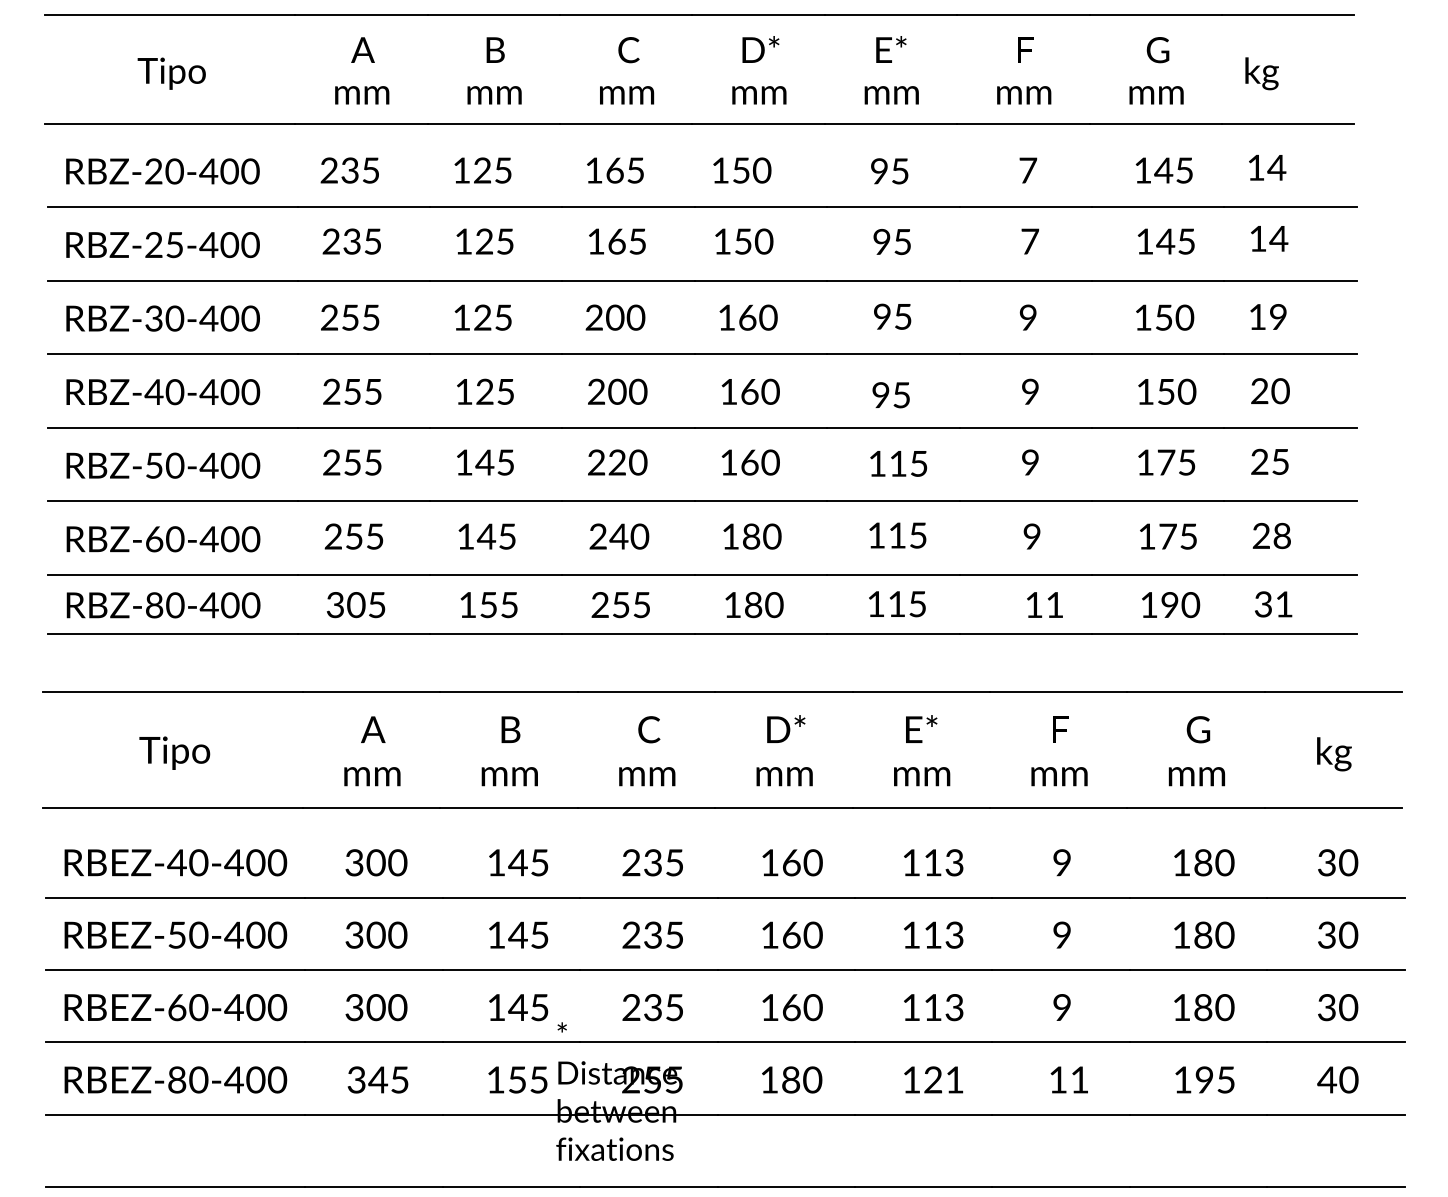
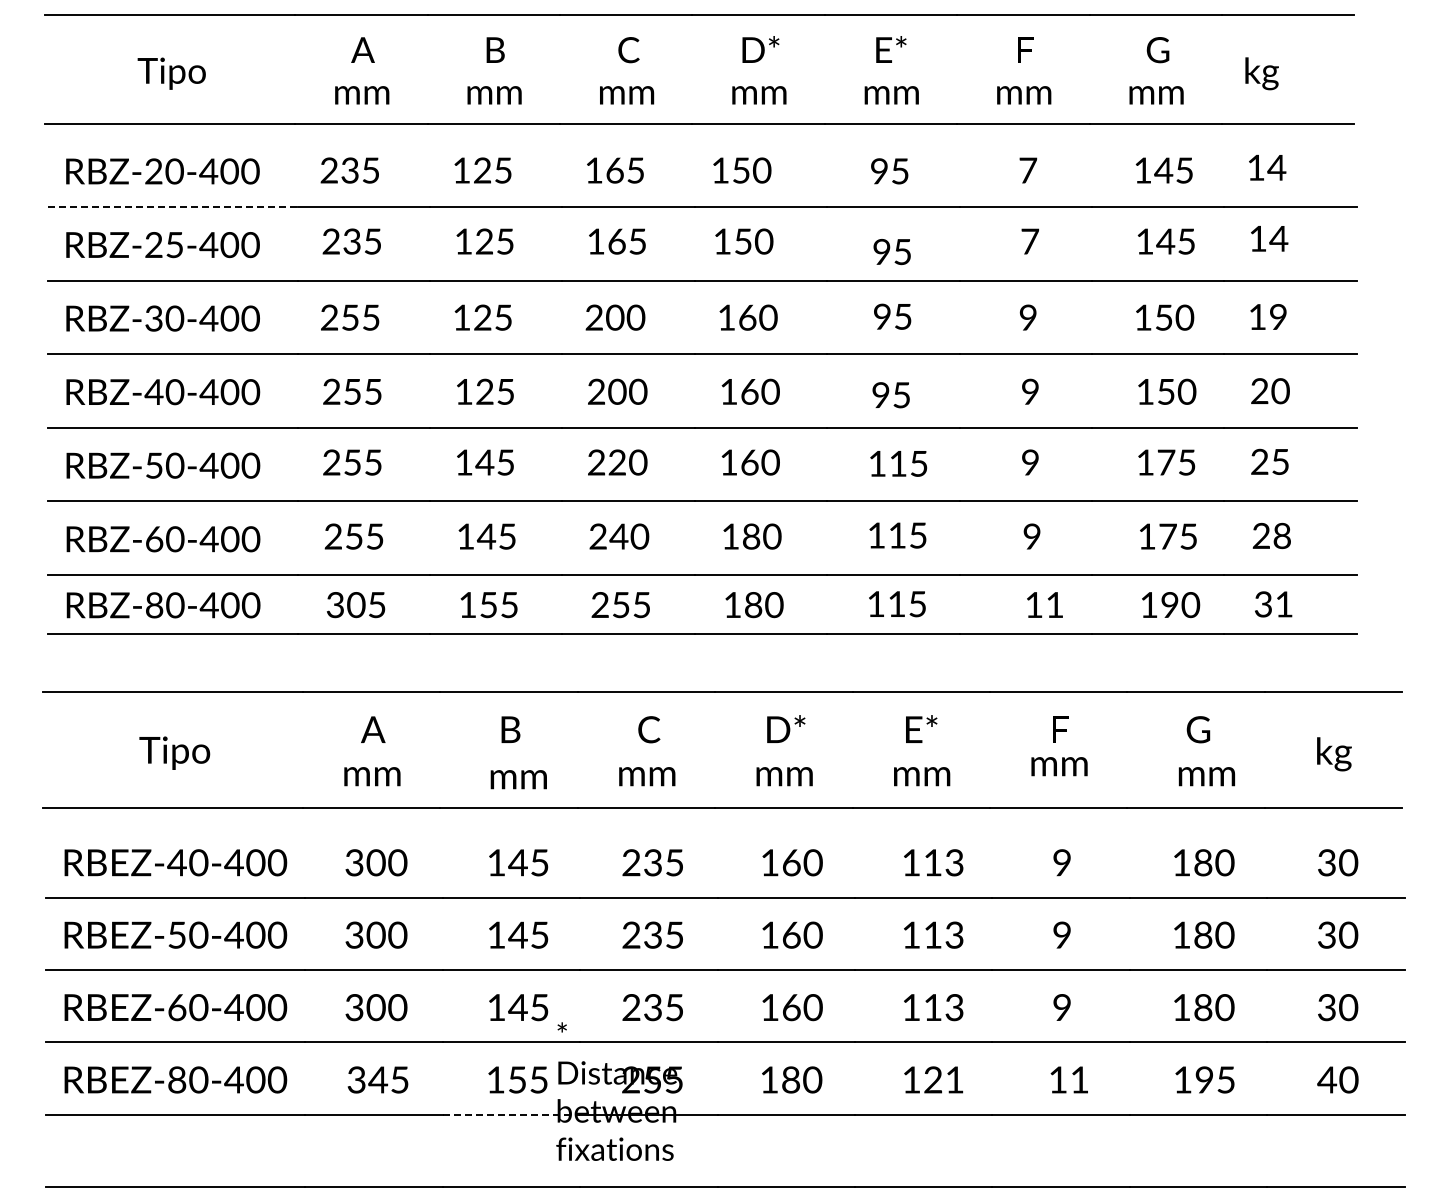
line: solid -> dashed (173, 207)
text position: (891, 242) -> (891, 252) (891, 252)
text position: (509, 776) -> (518, 779) (518, 779)
text position: (1059, 776) -> (1059, 766) (1059, 766)
text position: (1196, 776) -> (1206, 776) (1206, 776)
line: solid -> dashed (511, 1114)
